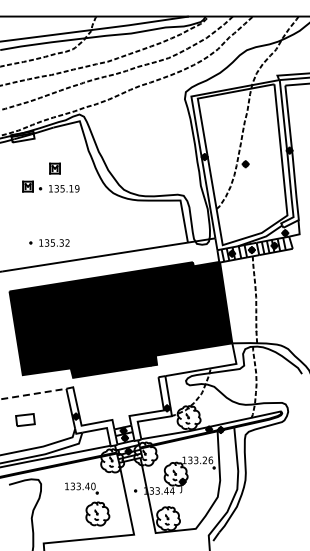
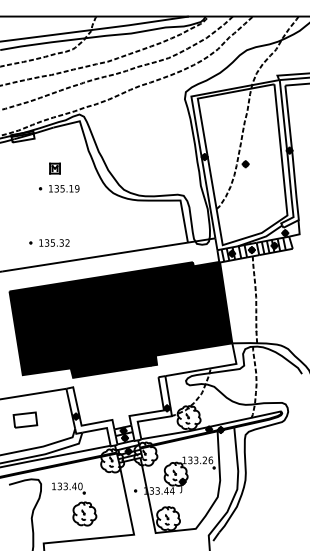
part: present -> none (27, 186)
line: dashed -> solid (31, 394)
part size: 21x14 px -> 27x18 px (25, 419)
part position: (87, 504) -> (74, 504) (74, 504)
